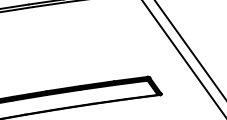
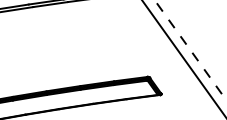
line: solid -> dashed (190, 49)
